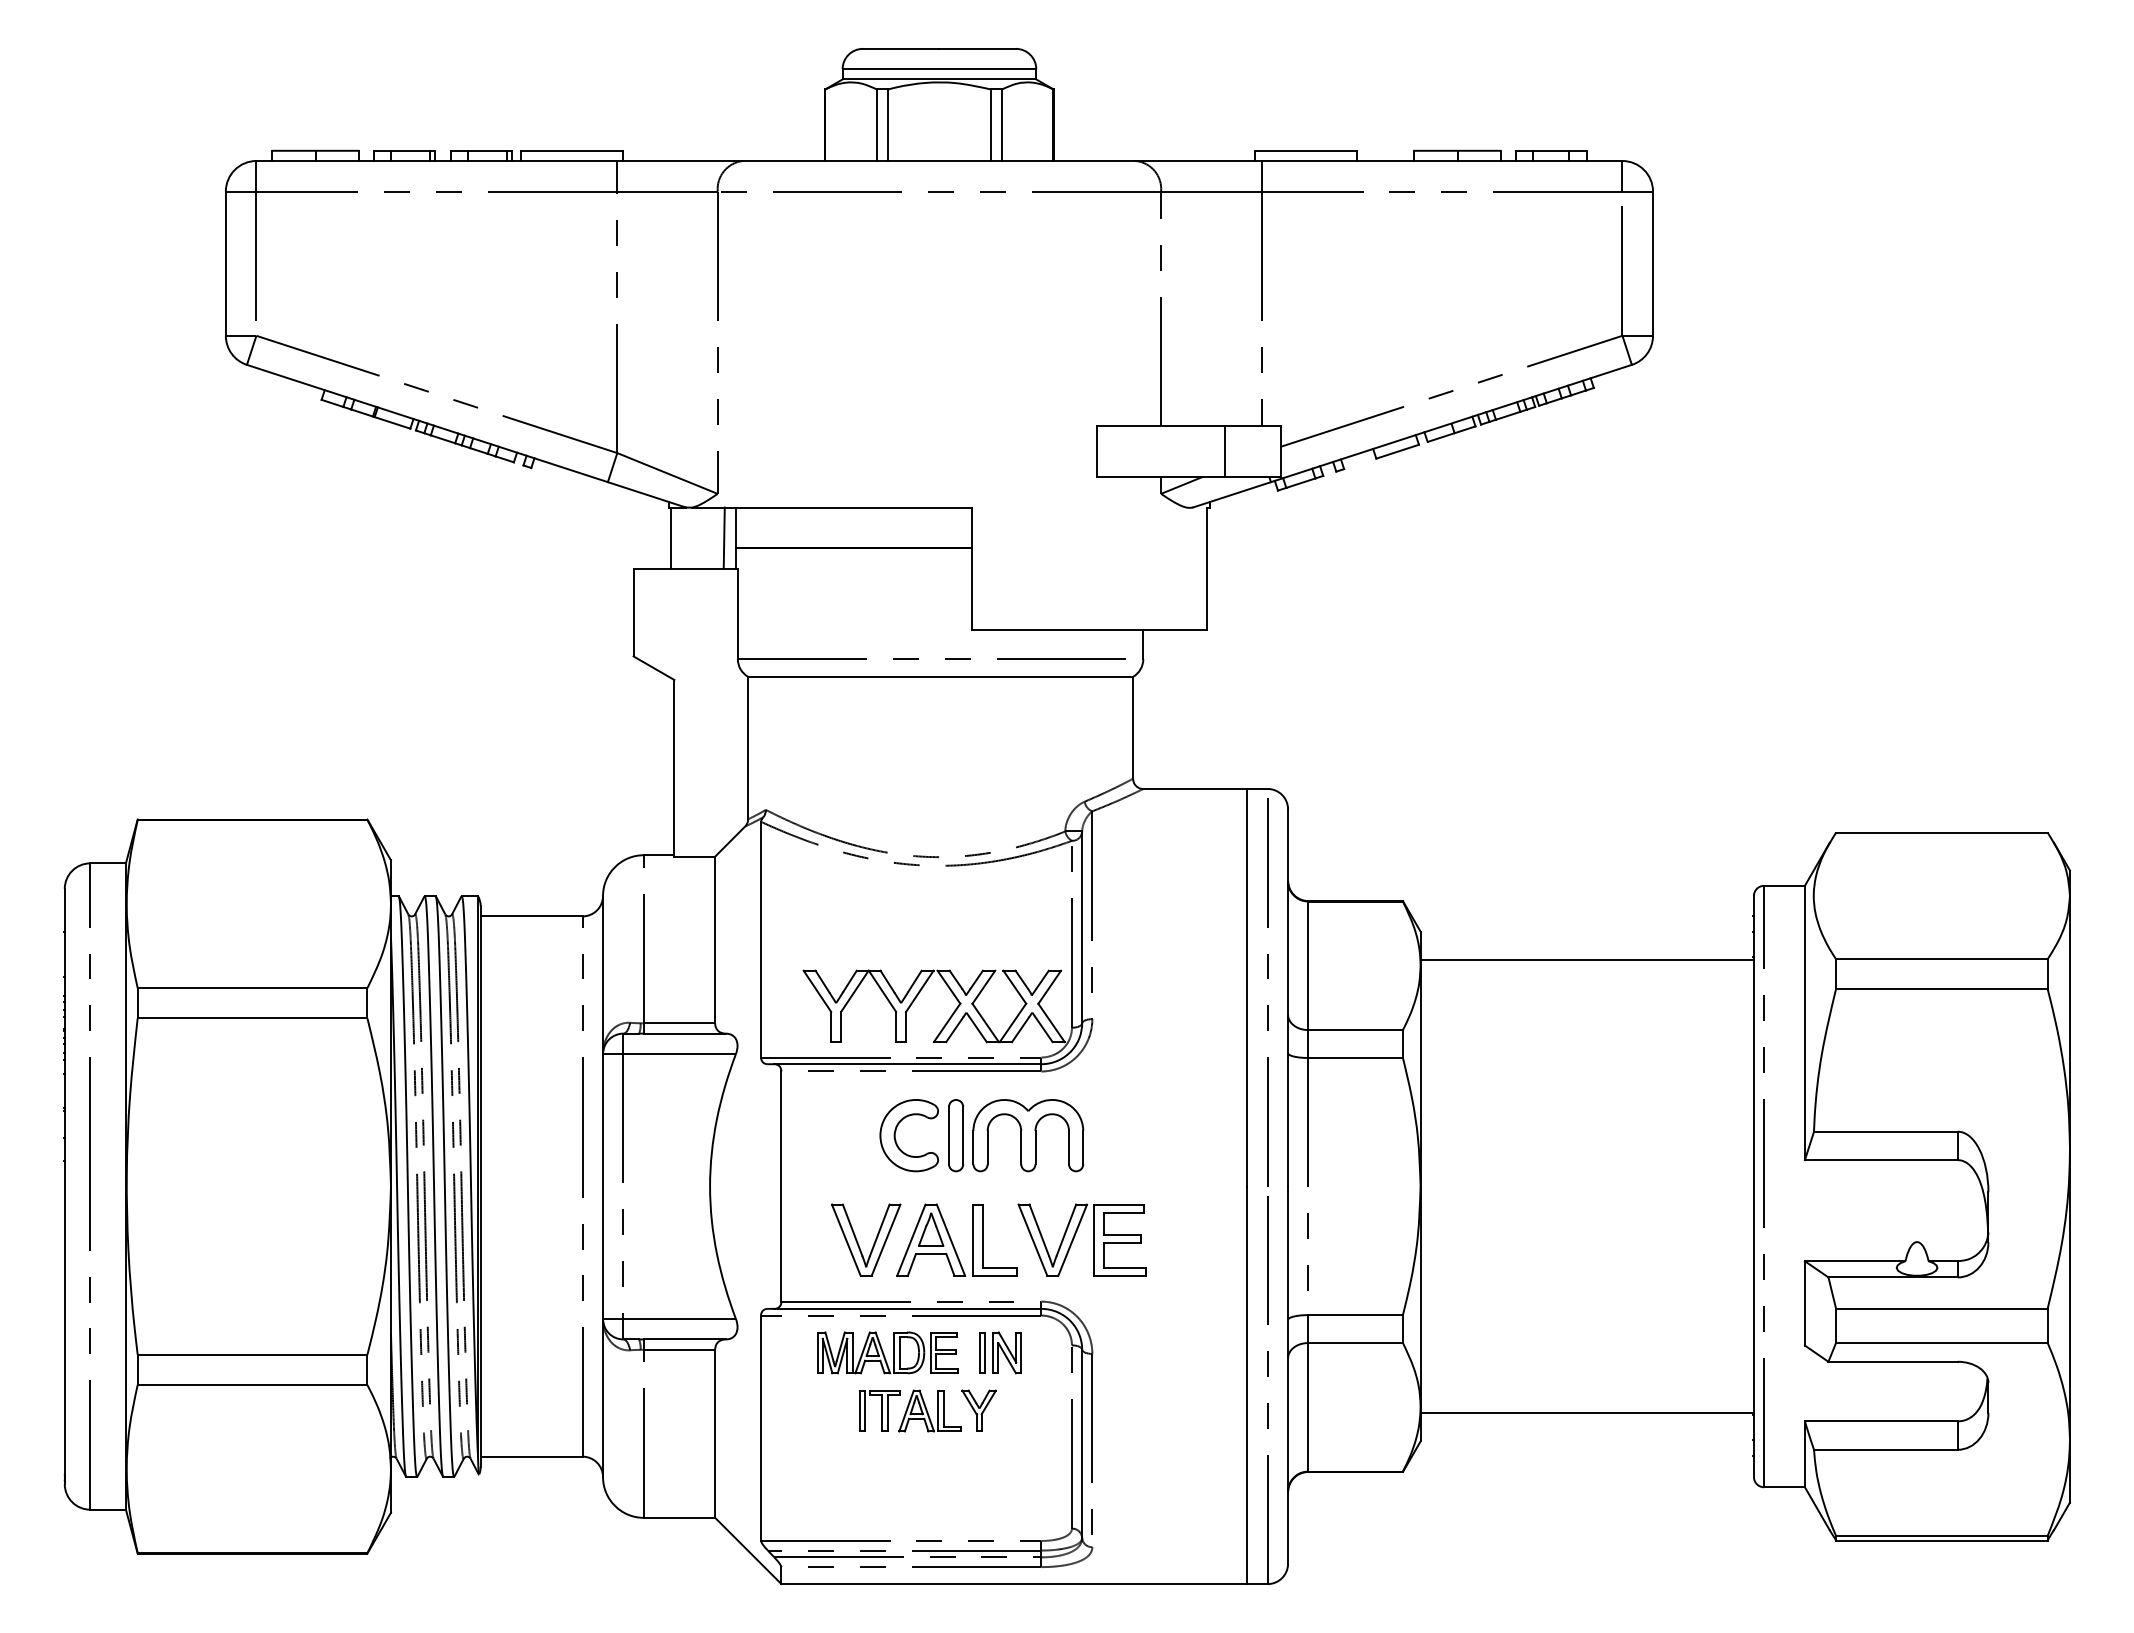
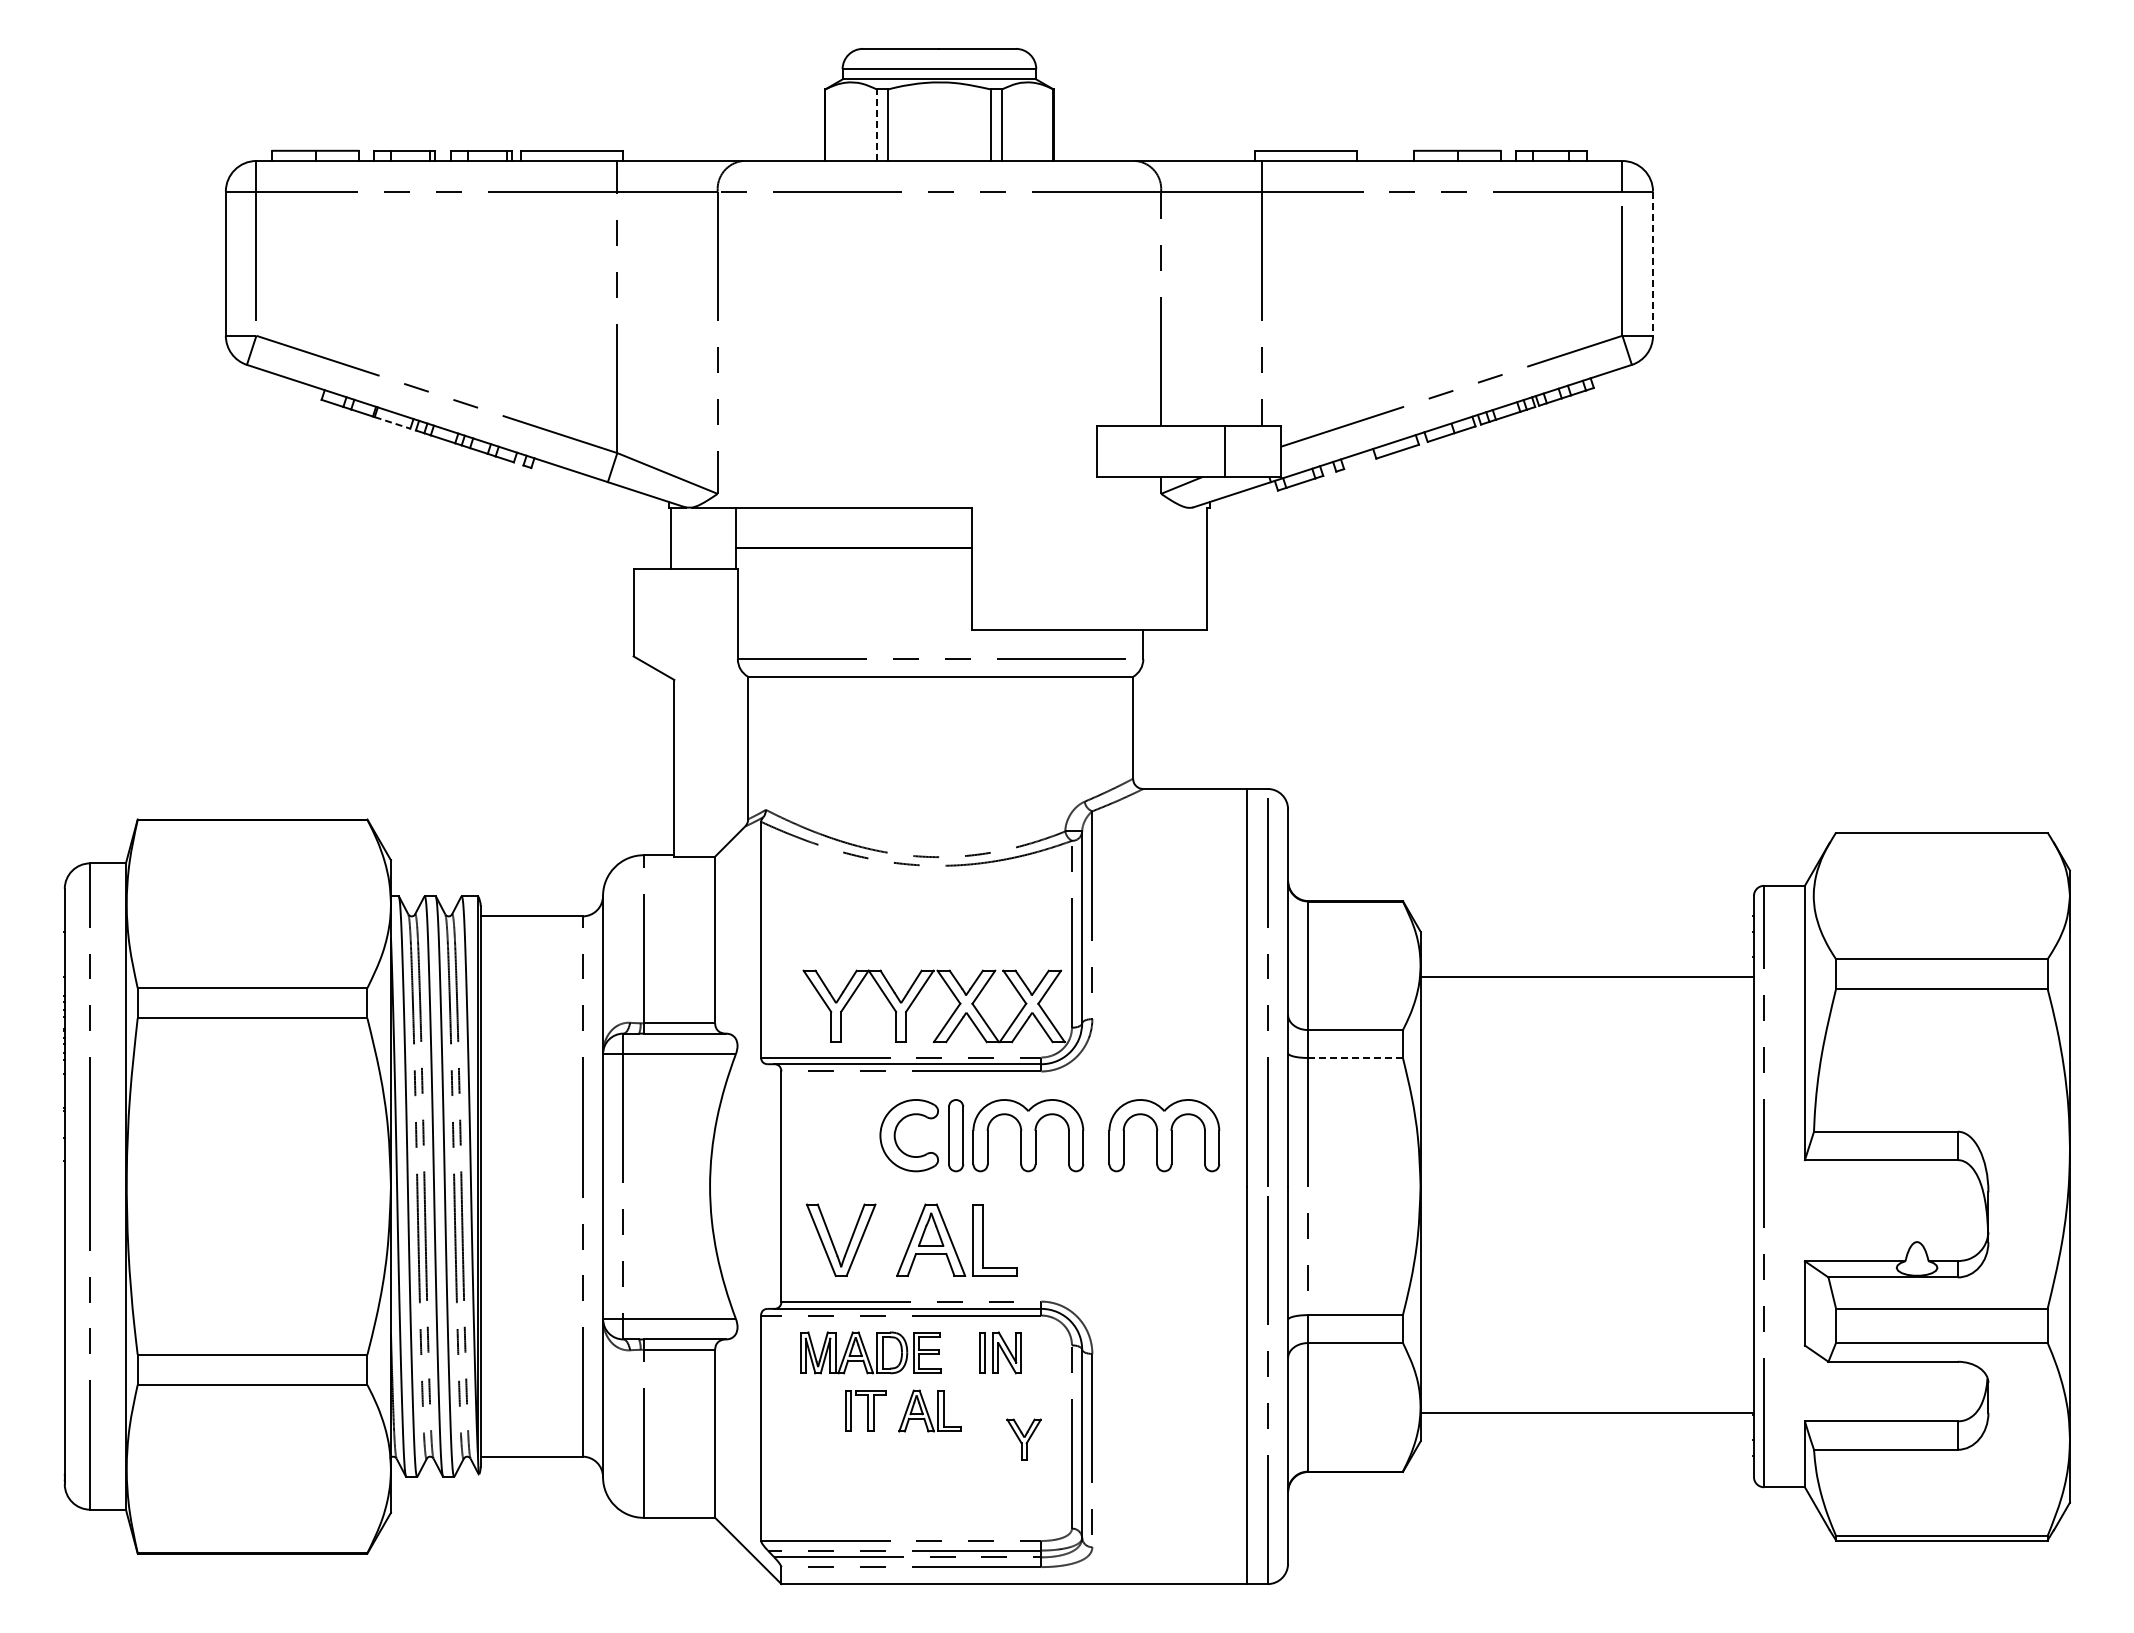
line: solid -> dashed (876, 125)
line: solid -> dashed (1653, 264)
line: solid -> dashed (392, 422)
line: present -> none (723, 537)
line position: (1586, 960) -> (1586, 977) (1586, 977)
line: solid -> dashed (1355, 1058)
part: none -> present (1164, 1135)
part: present -> none (1075, 1236)
part position: (874, 1240) -> (849, 1240) (849, 1240)
part position: (887, 1352) -> (870, 1352) (870, 1352)
part position: (879, 1410) -> (865, 1410) (865, 1410)
part position: (978, 1410) -> (1023, 1439) (1023, 1439)
